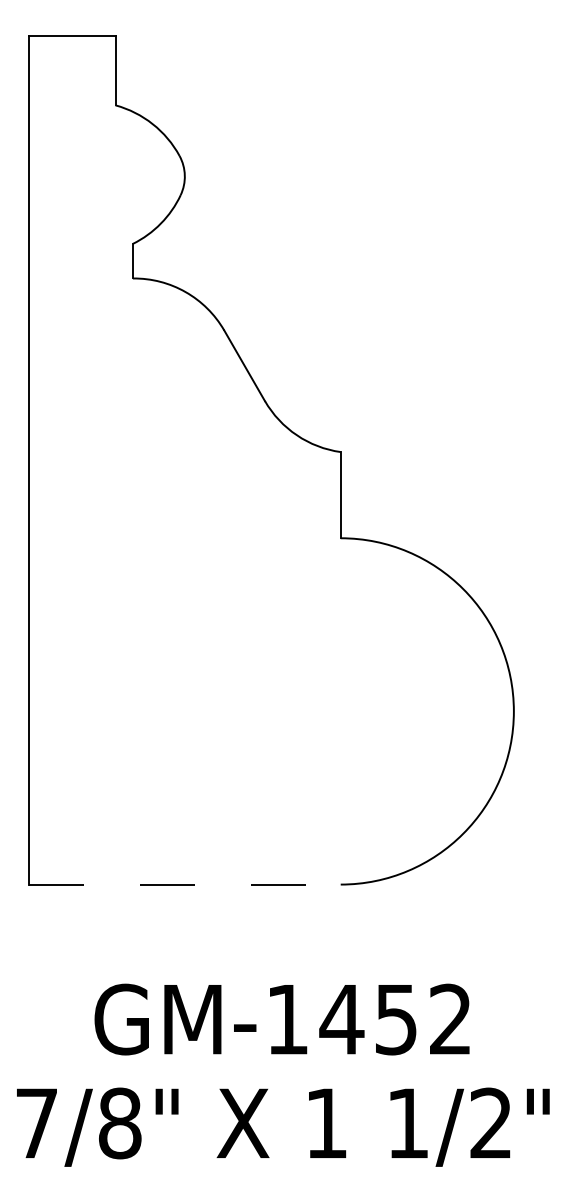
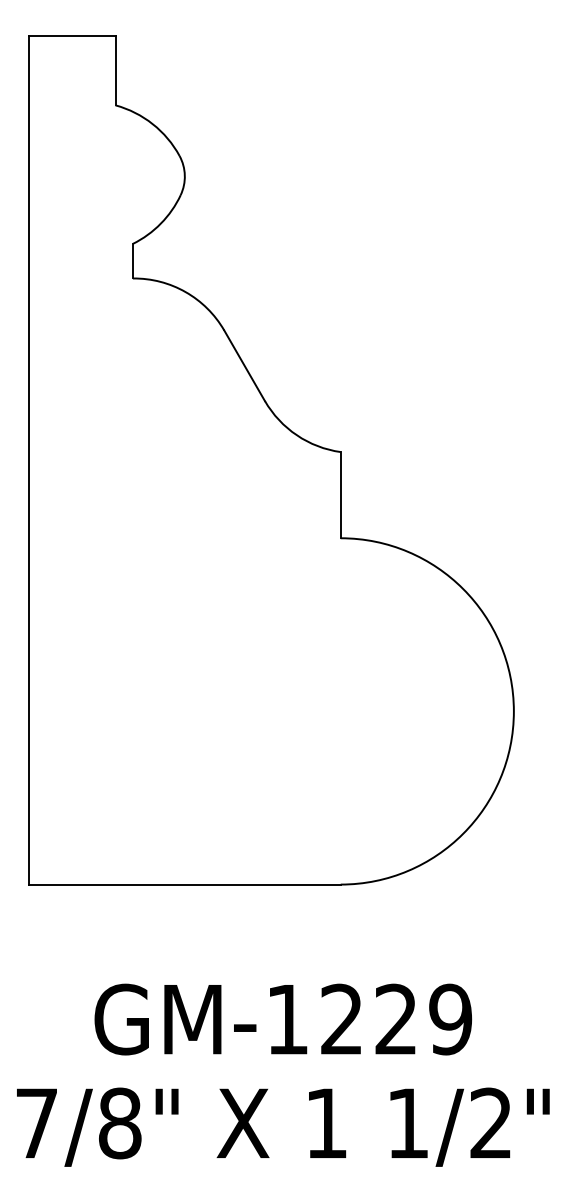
line: dashed -> solid (184, 884)
text: GM-1452 -> GM-1229 (395, 1019)
